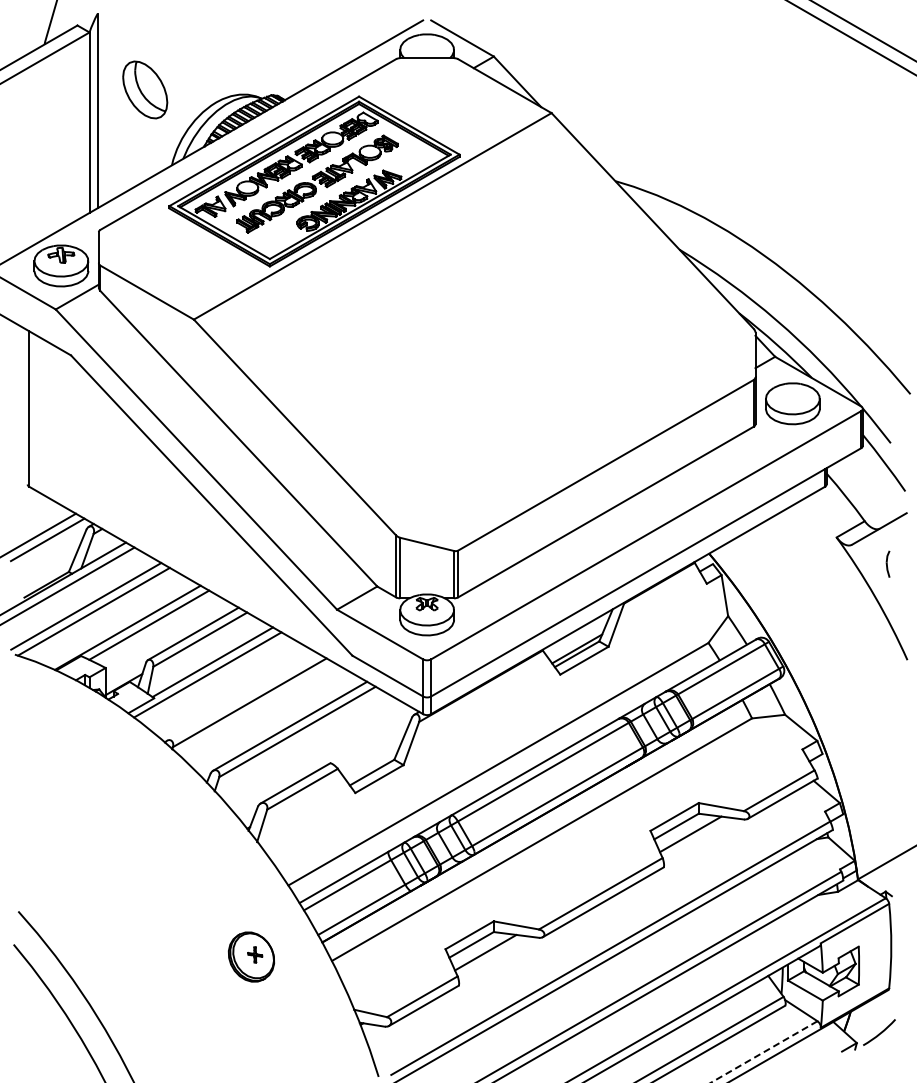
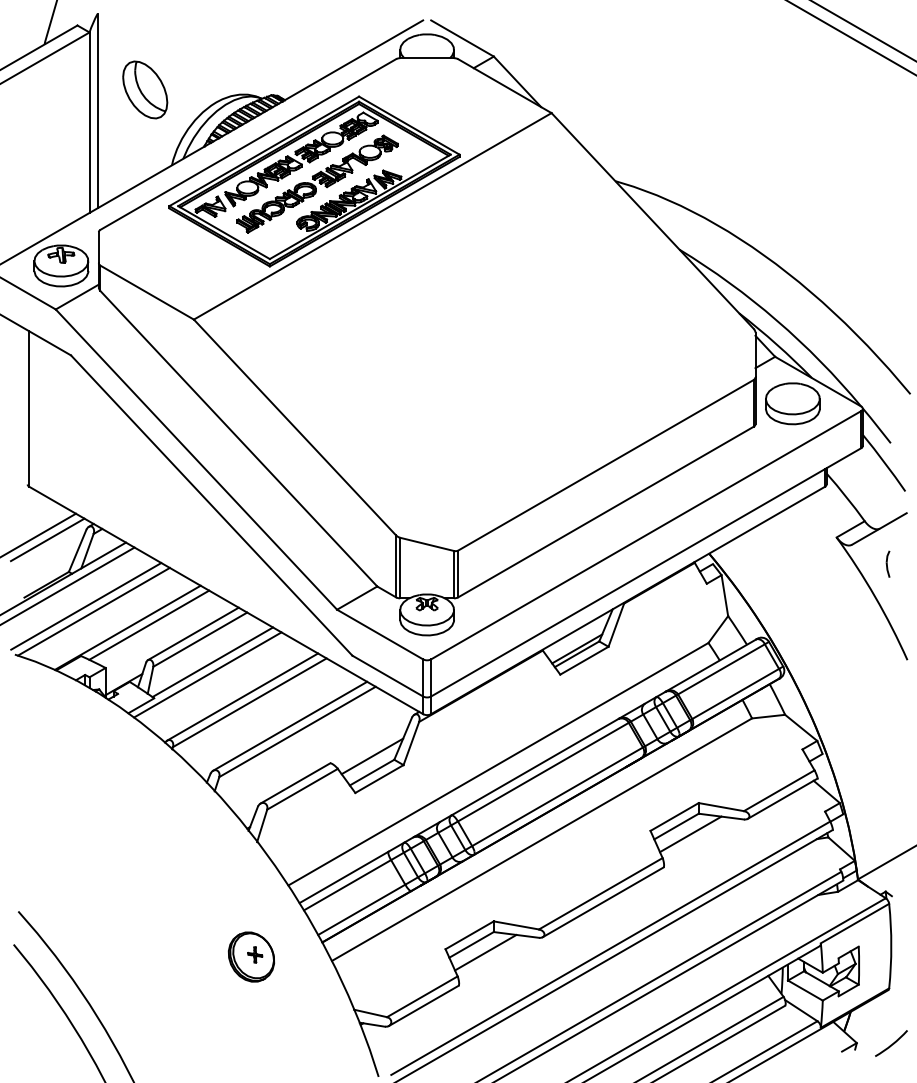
line: none -> present (242, 696)
line: none -> present (372, 756)
arc position: (880, 1032) -> (892, 1043) (892, 1043)
line: dashed -> solid (763, 1052)
